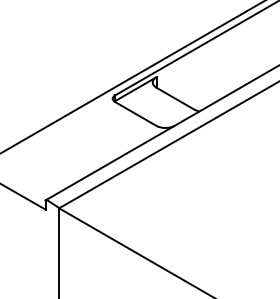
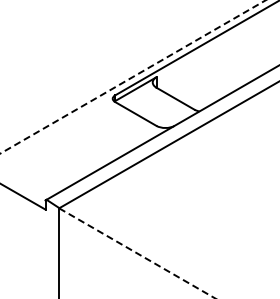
line: solid -> dashed (132, 77)
line: solid -> dashed (137, 253)
